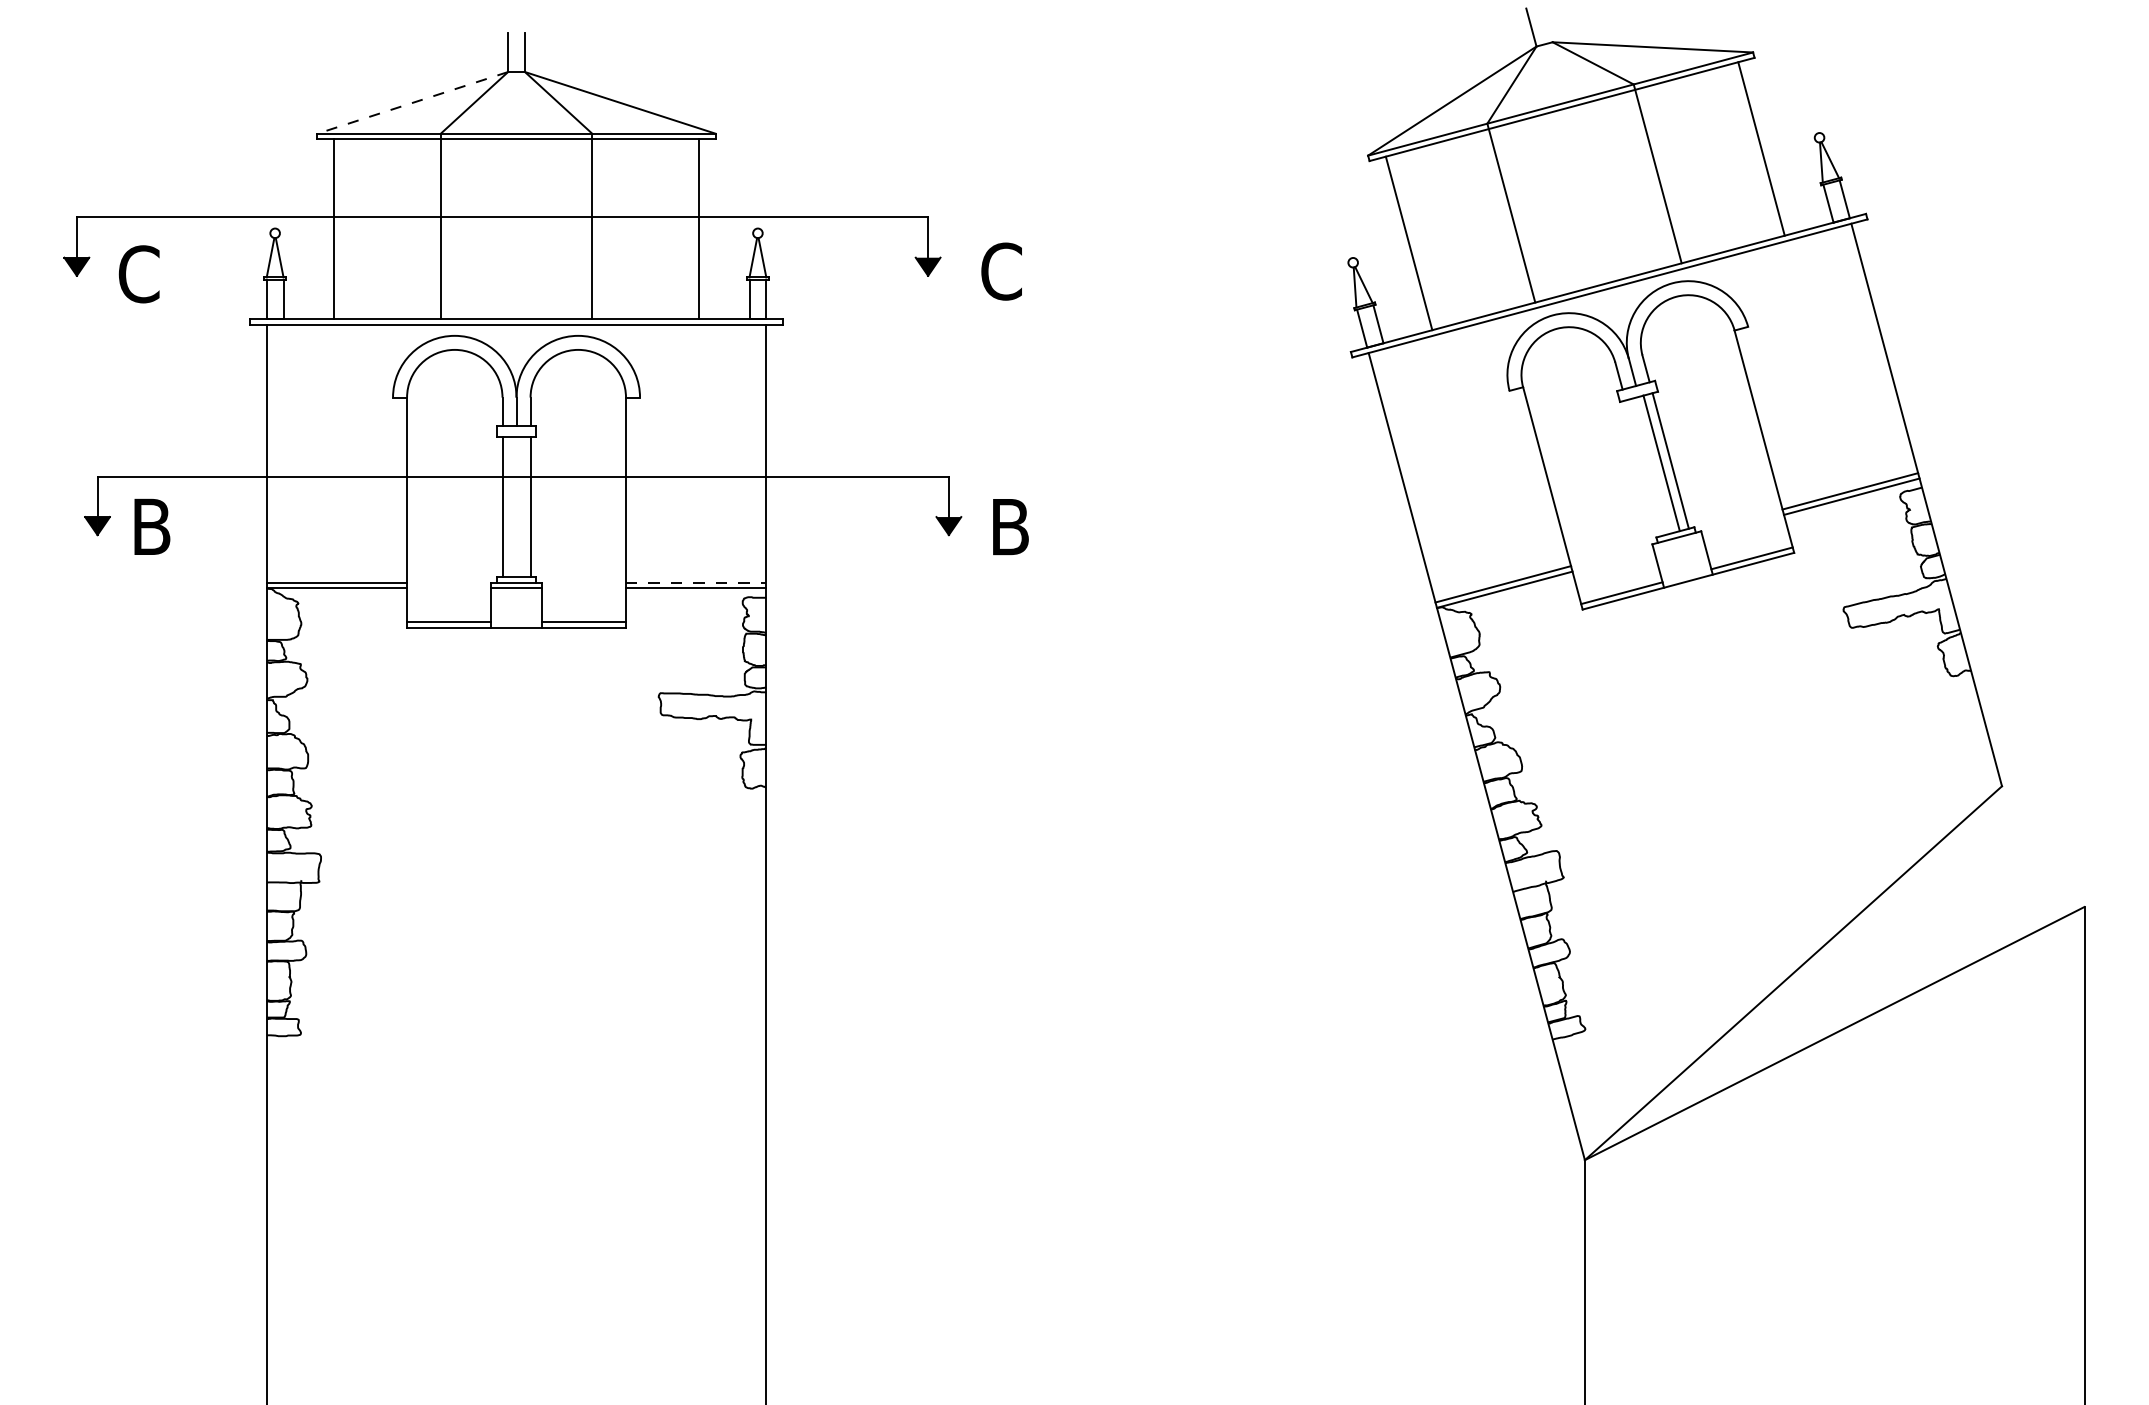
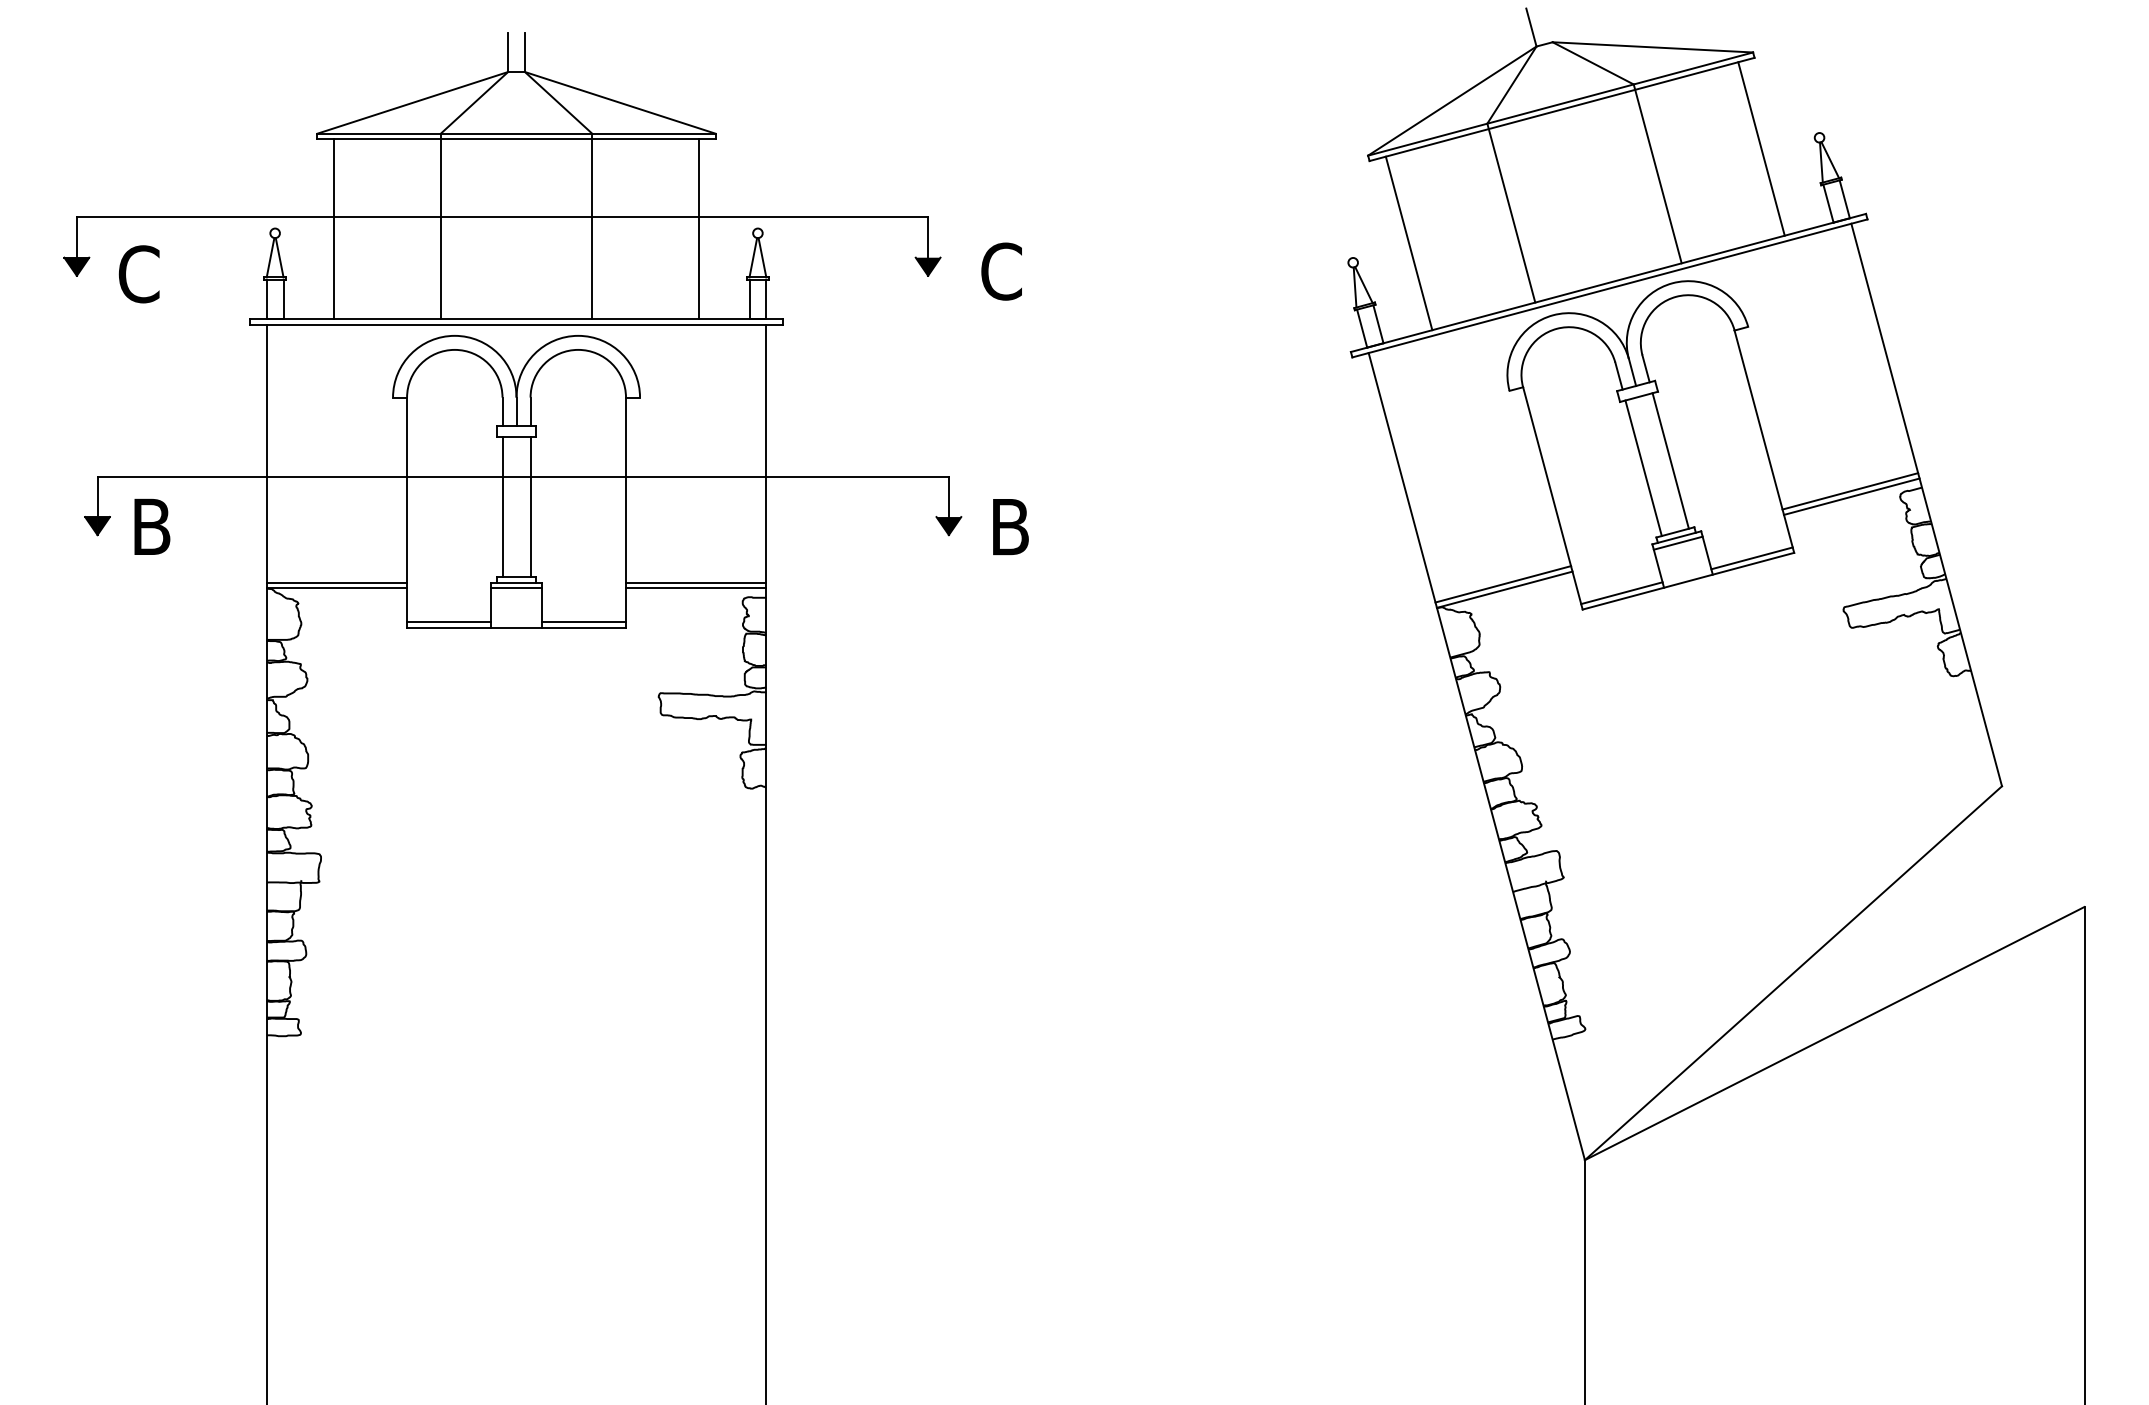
line: dashed -> solid (412, 103)
line position: (1661, 463) -> (1643, 468) (1643, 468)
line: none -> present (1677, 542)
line: dashed -> solid (696, 582)
